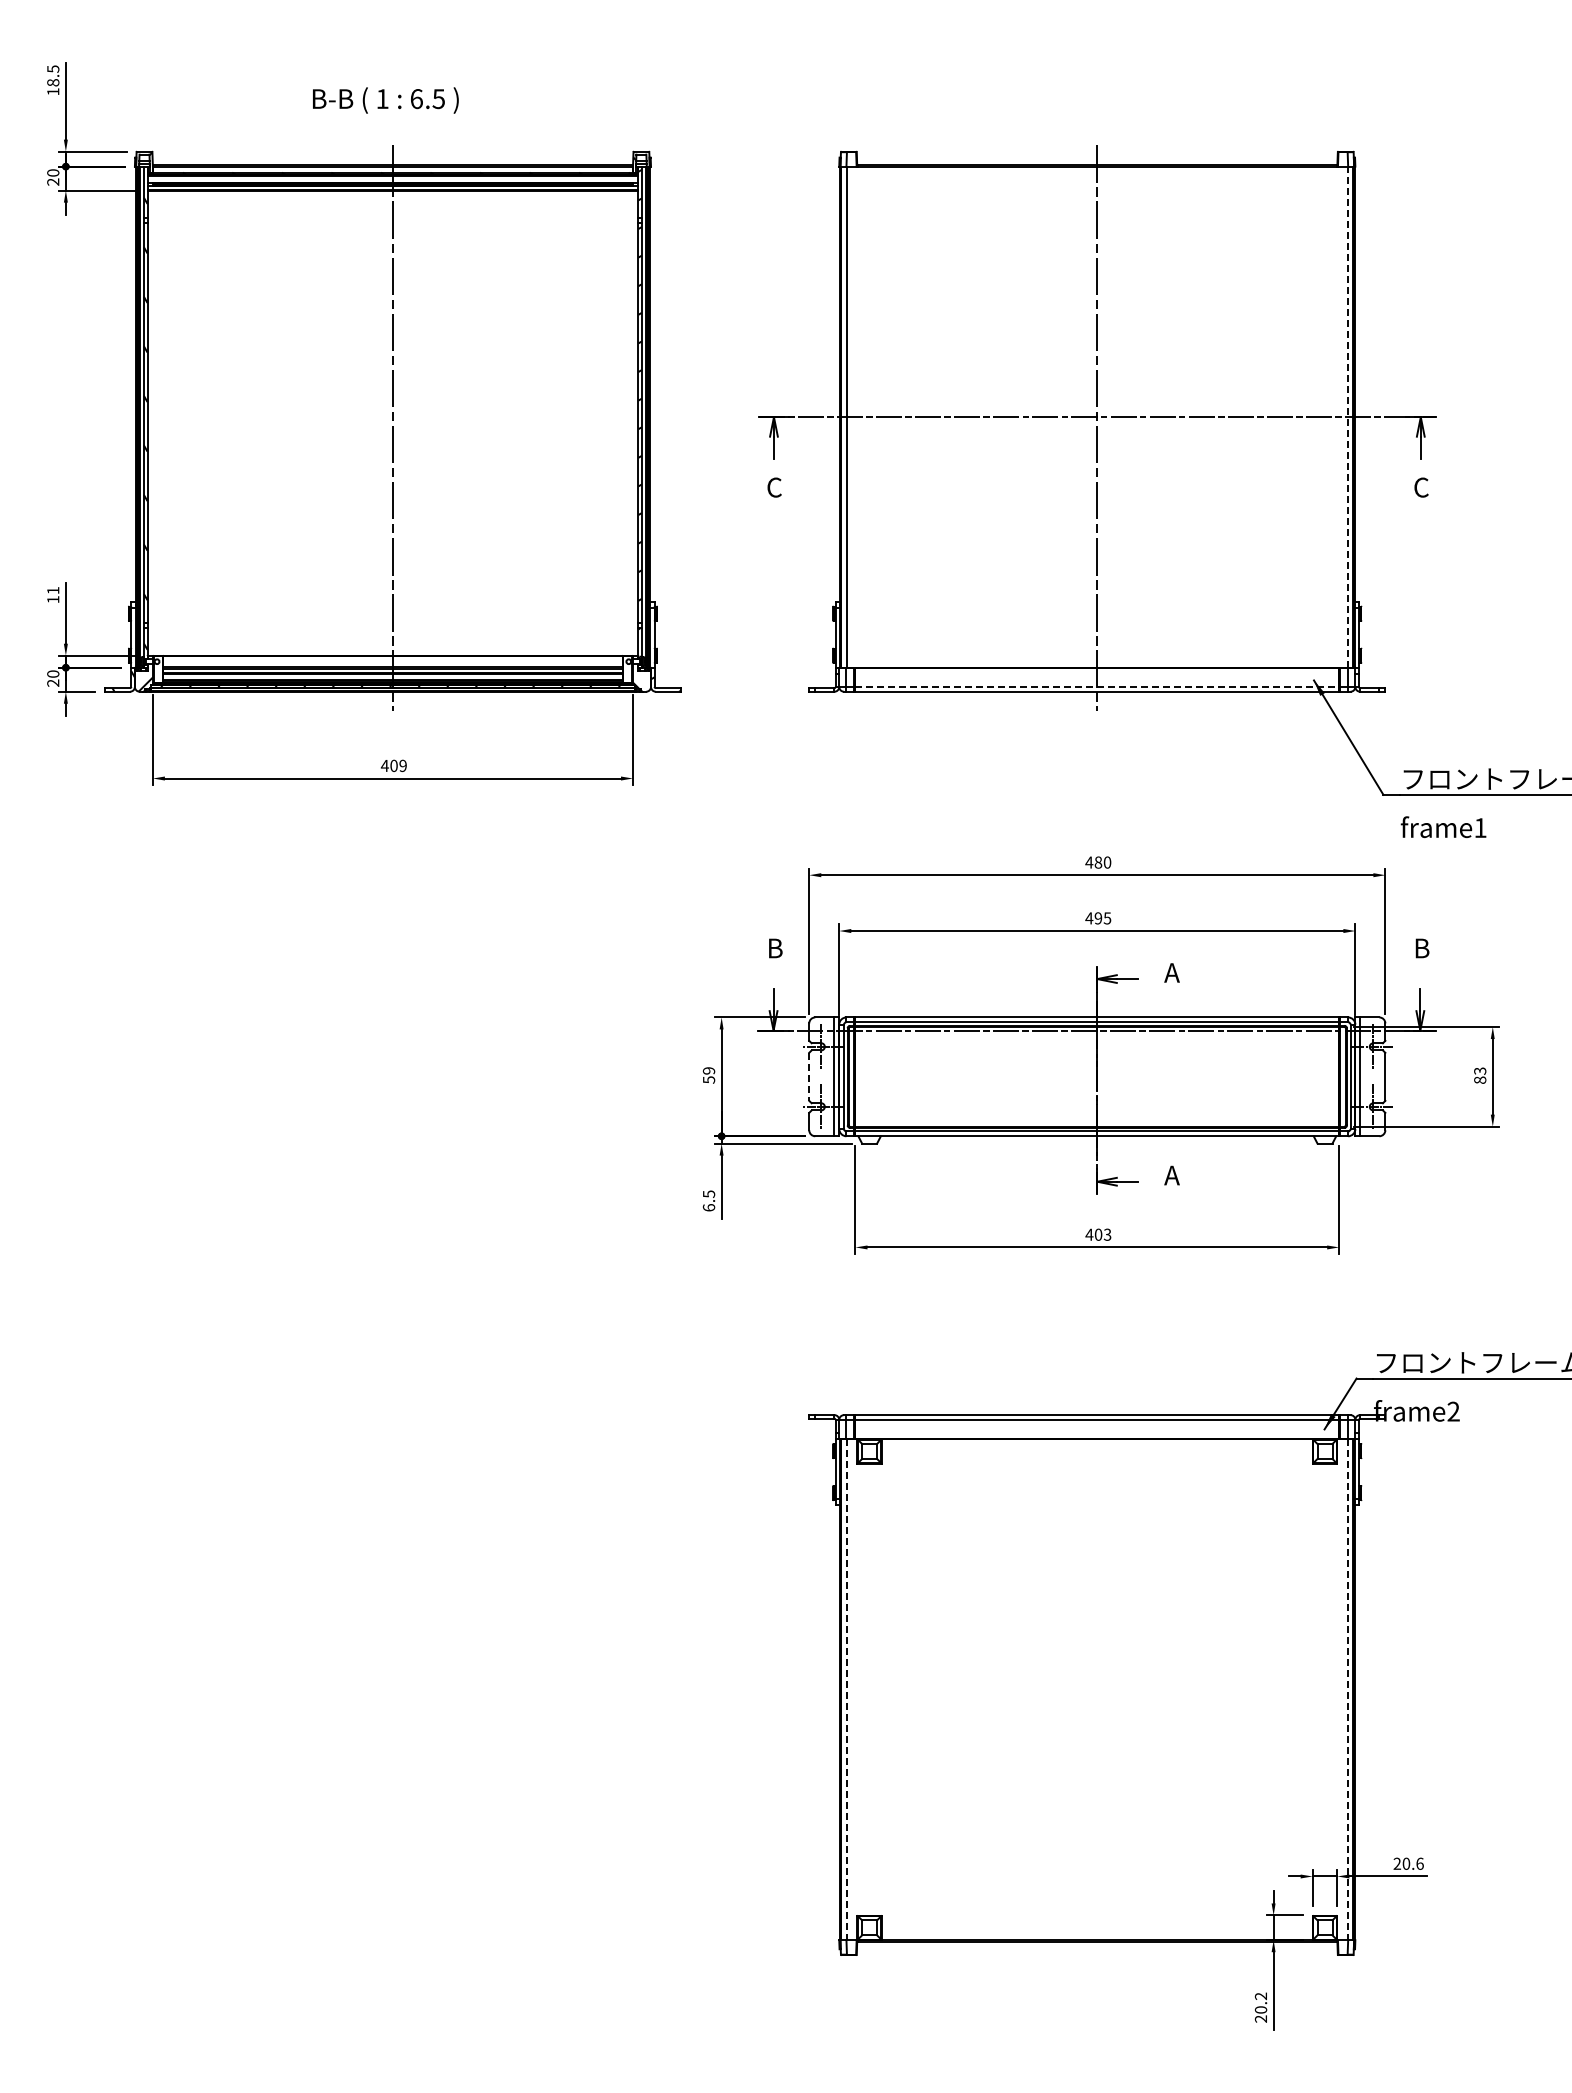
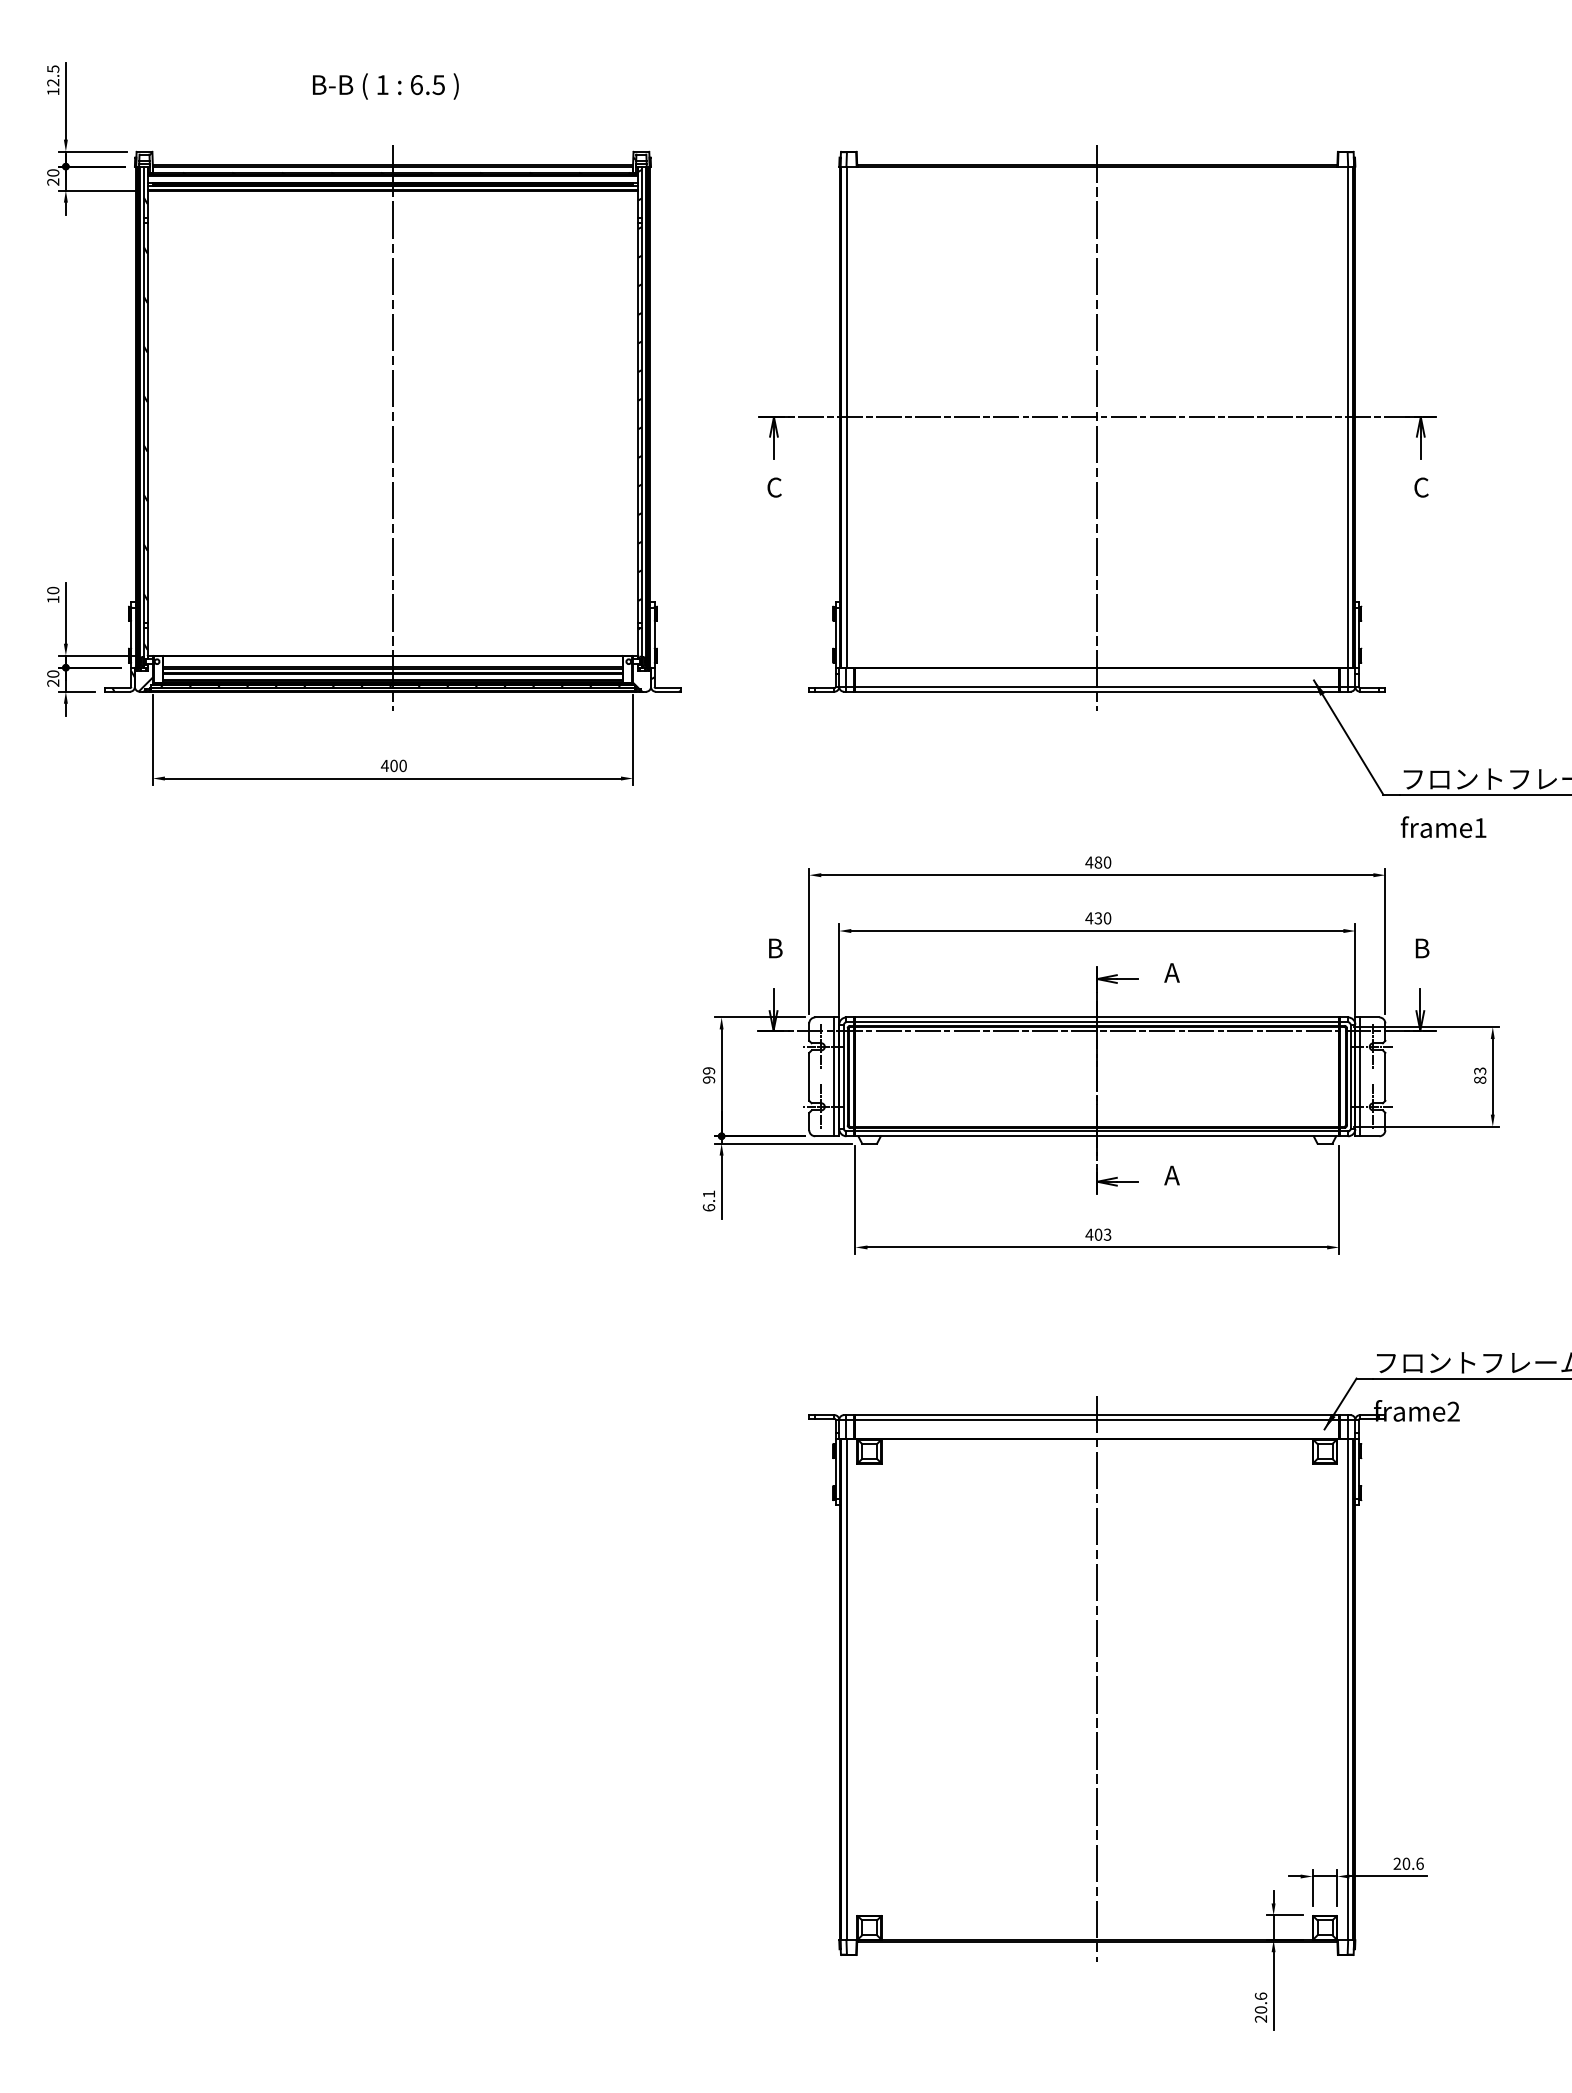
text: 18.5 -> 12.5 (53, 82)
text position: (385, 100) -> (385, 86) (385, 86)
line: dashed -> solid (1347, 417)
text: 11 -> 10 (53, 590)
line: dashed -> solid (1097, 686)
text: 409 -> 400 (402, 765)
text: 495 -> 430 (1102, 918)
line: dashed -> solid (809, 1077)
text: 59 -> 99 (708, 1079)
text: 6.5 -> 6.1 (709, 1193)
line: none -> present (1097, 1678)
line: dashed -> solid (846, 1689)
line: dashed -> solid (1347, 1689)
text: 20.2 -> 20.6 (1260, 1996)
